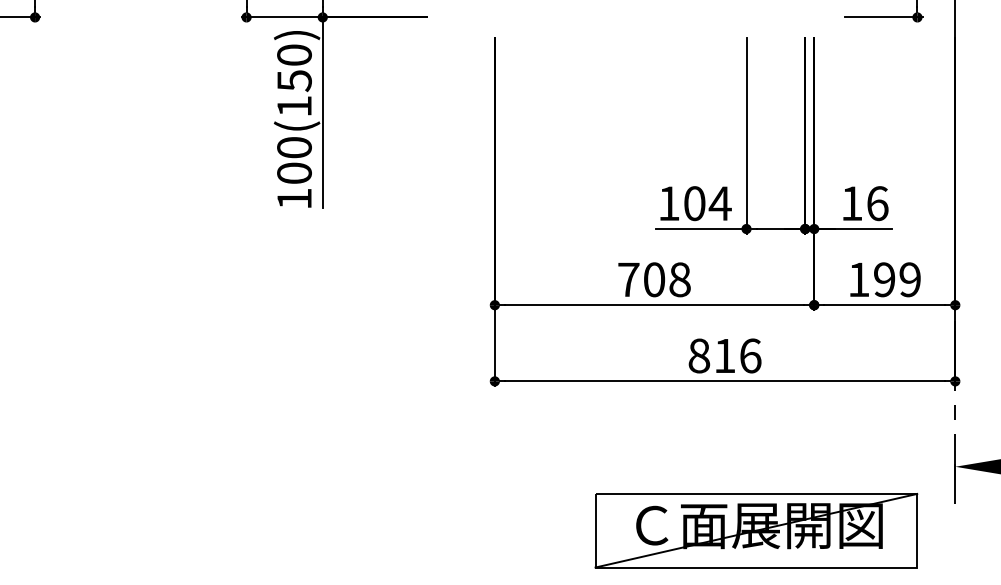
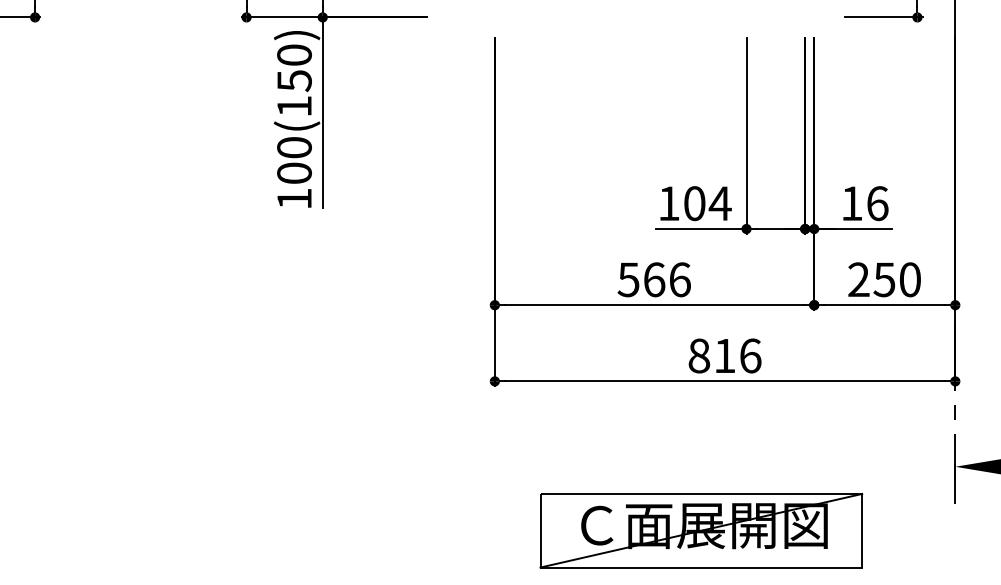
text: 708 -> 566 (653, 279)
text: 199 -> 250 (884, 279)
part position: (756, 530) -> (701, 530) (701, 530)
